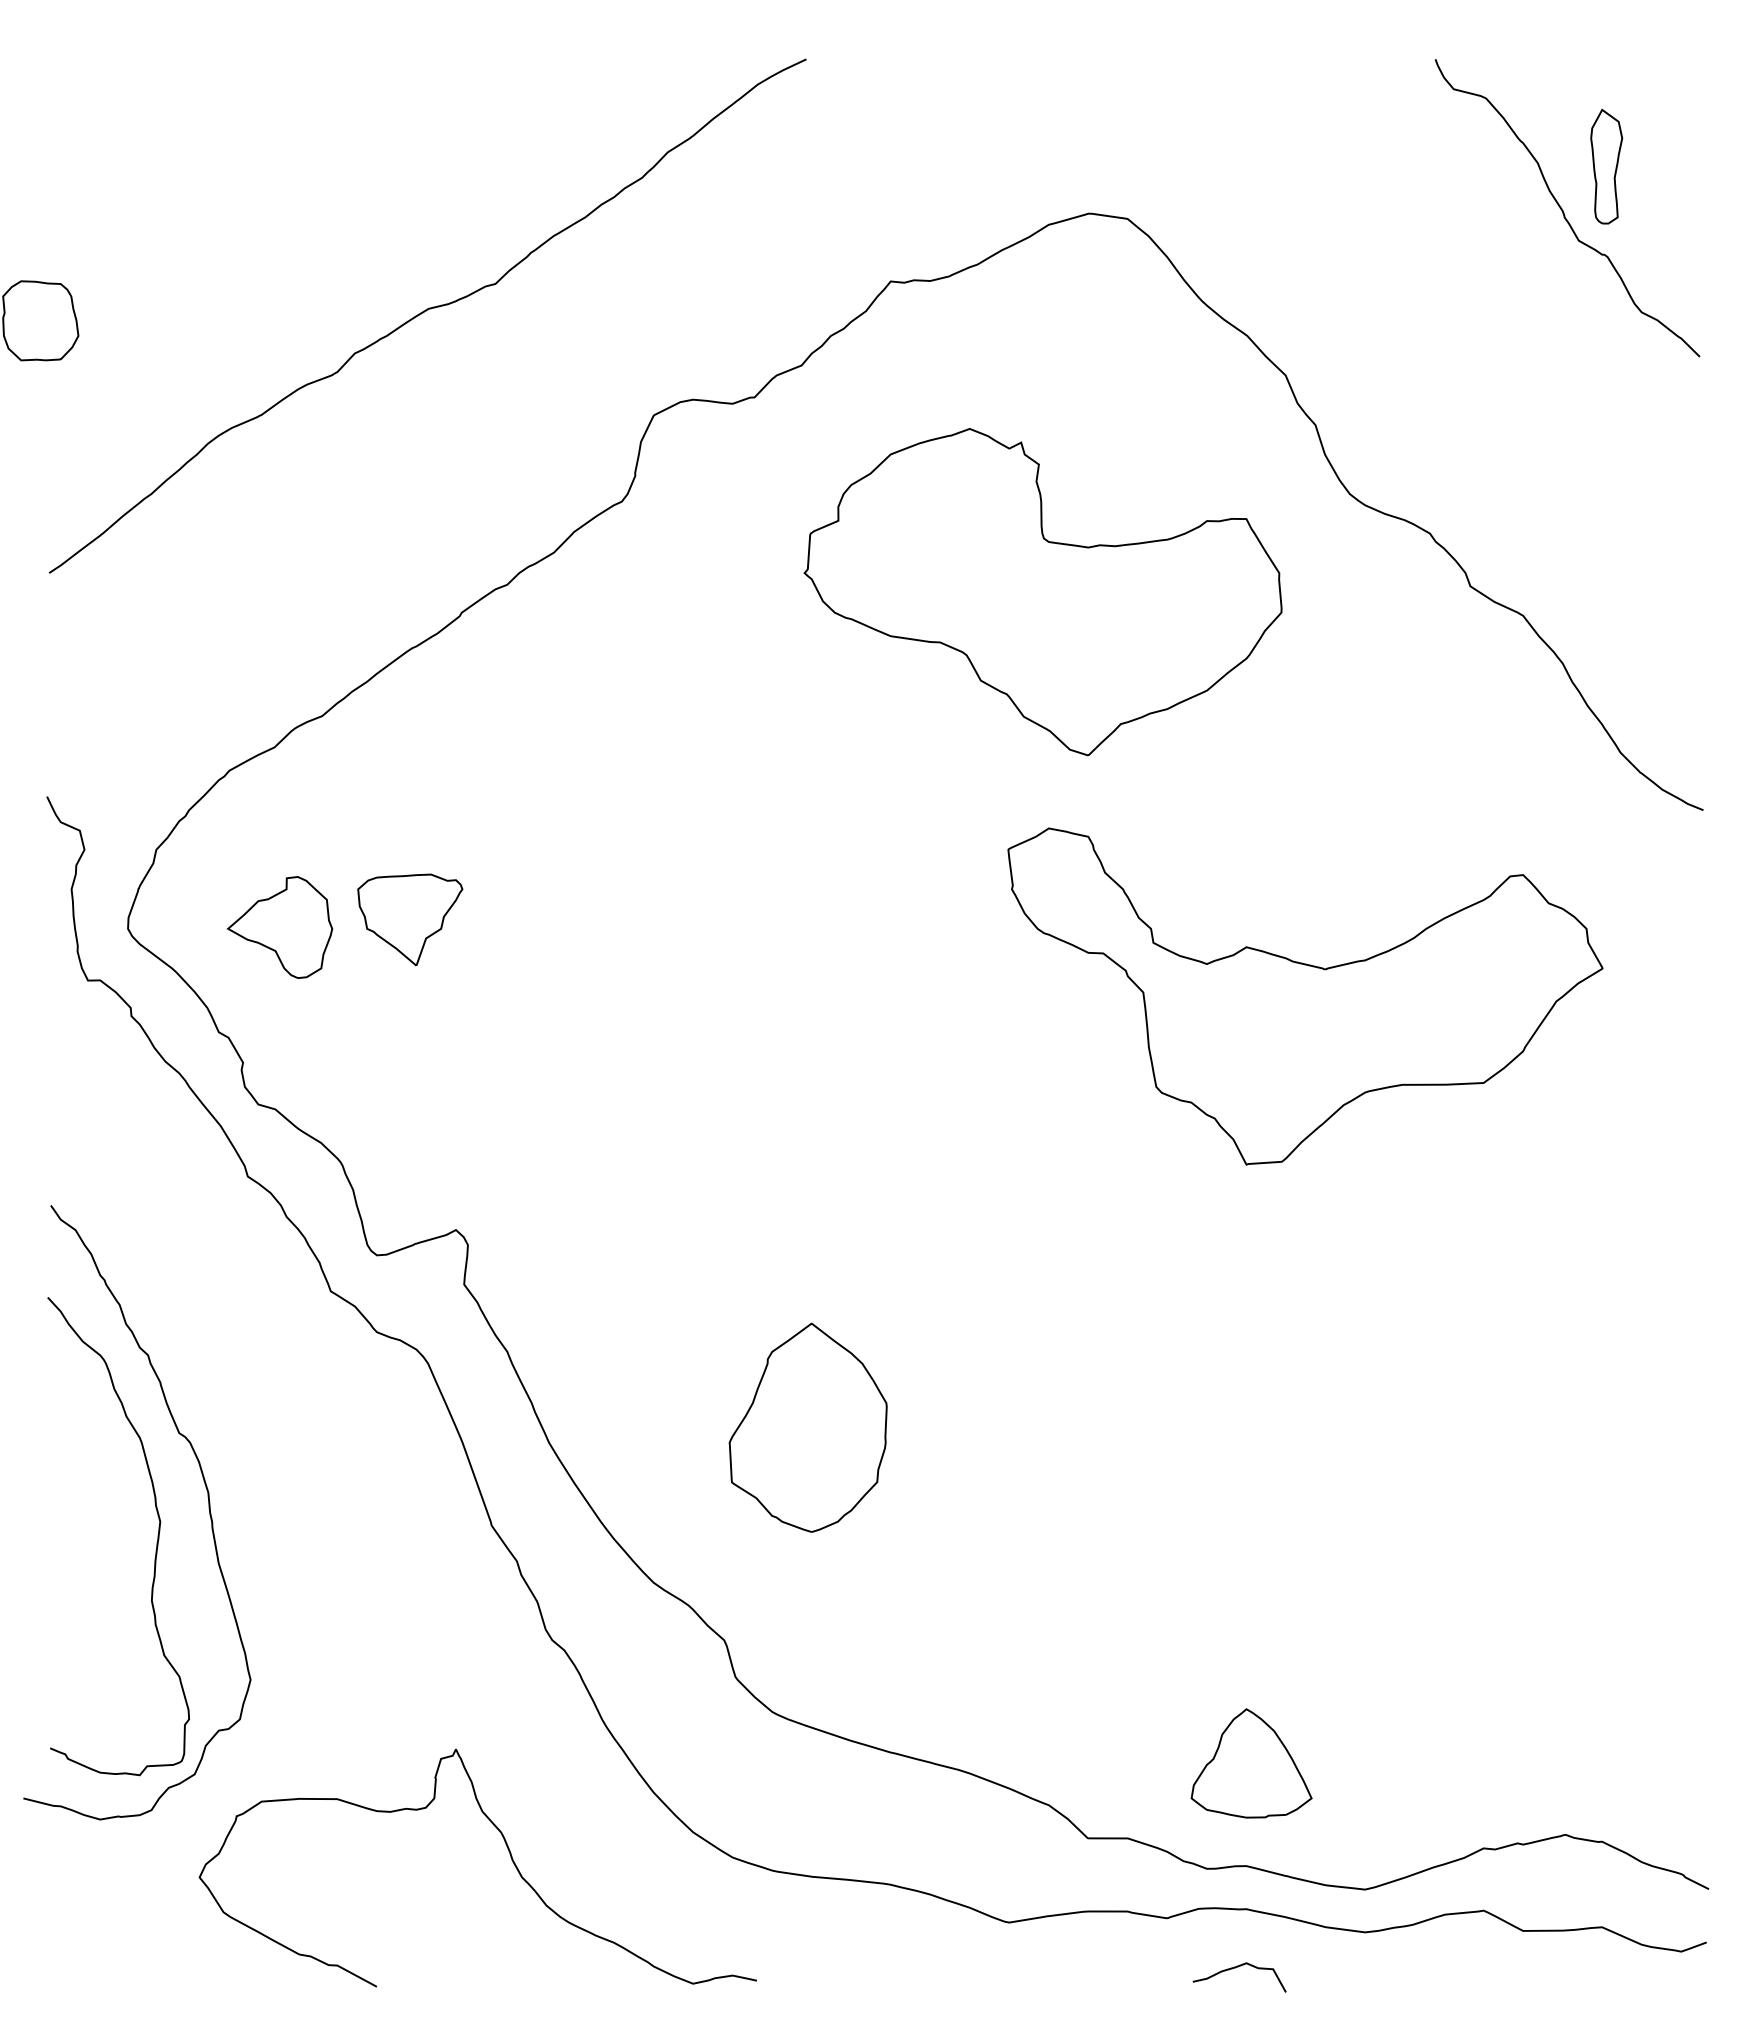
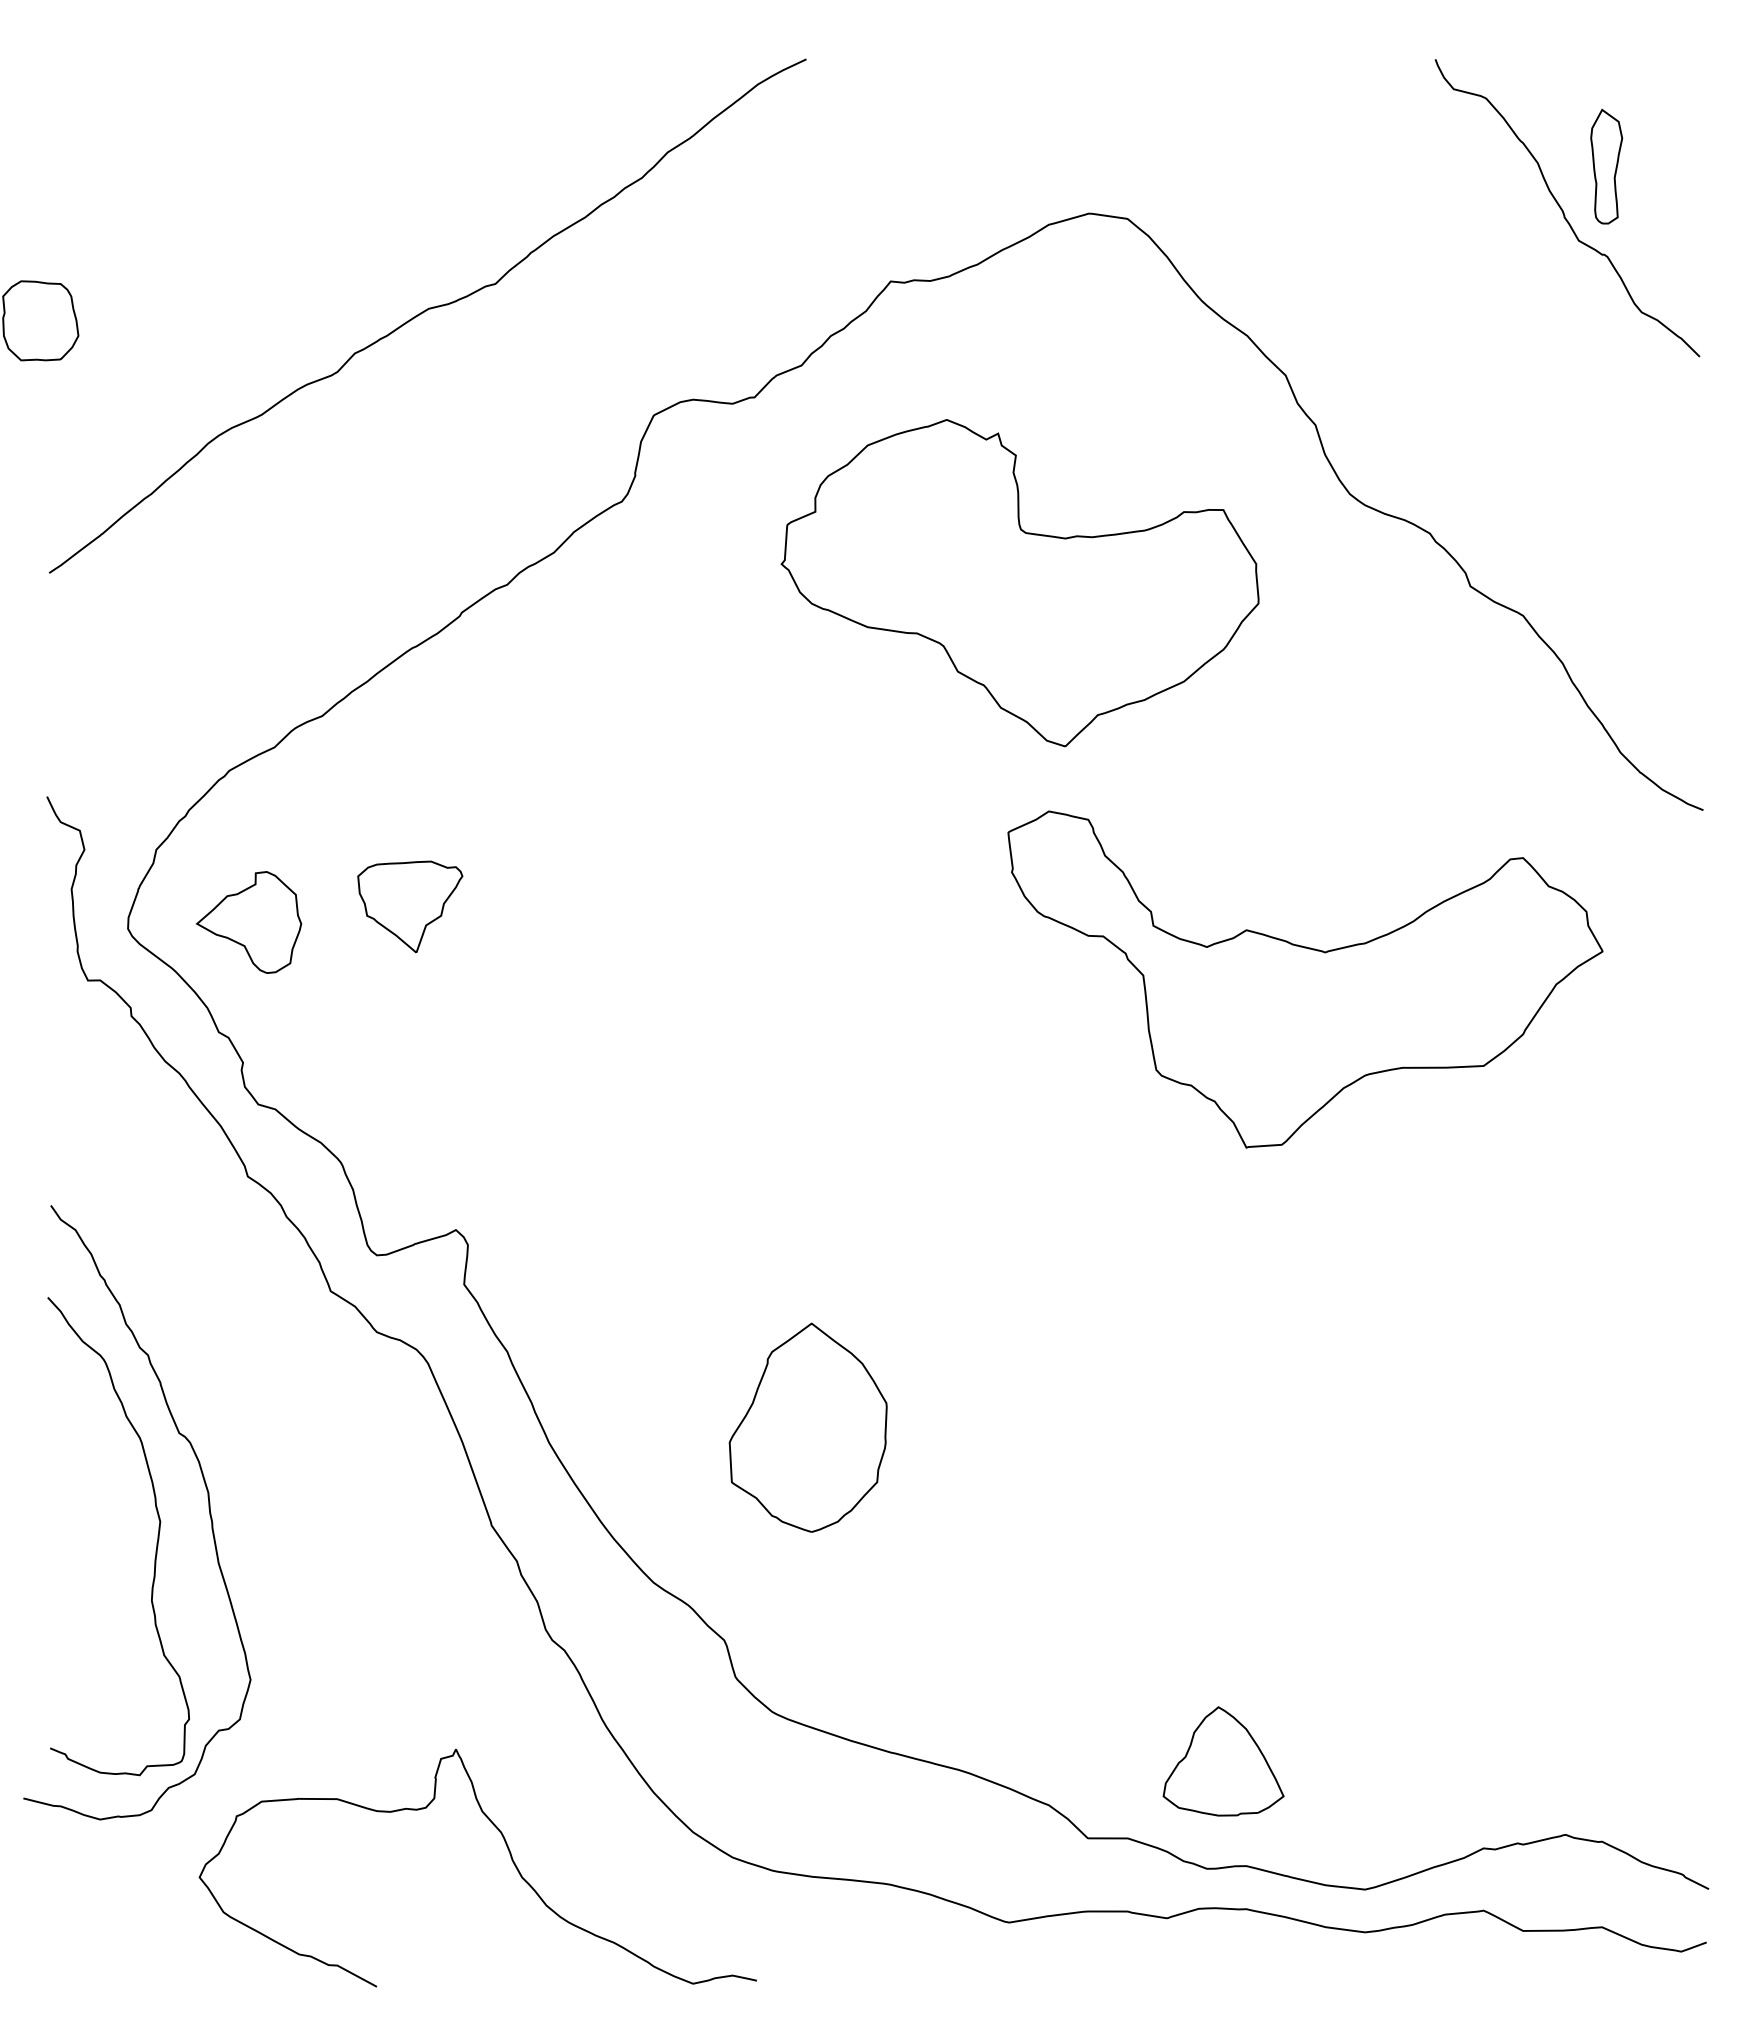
part position: (1042, 592) -> (1019, 583) (1019, 583)
part position: (410, 919) -> (410, 906) (410, 906)
part position: (280, 927) -> (249, 922) (249, 922)
part position: (1305, 996) -> (1305, 979) (1305, 979)
part position: (1251, 1763) -> (1223, 1761) (1223, 1761)
curve: present -> none (1235, 1968)
